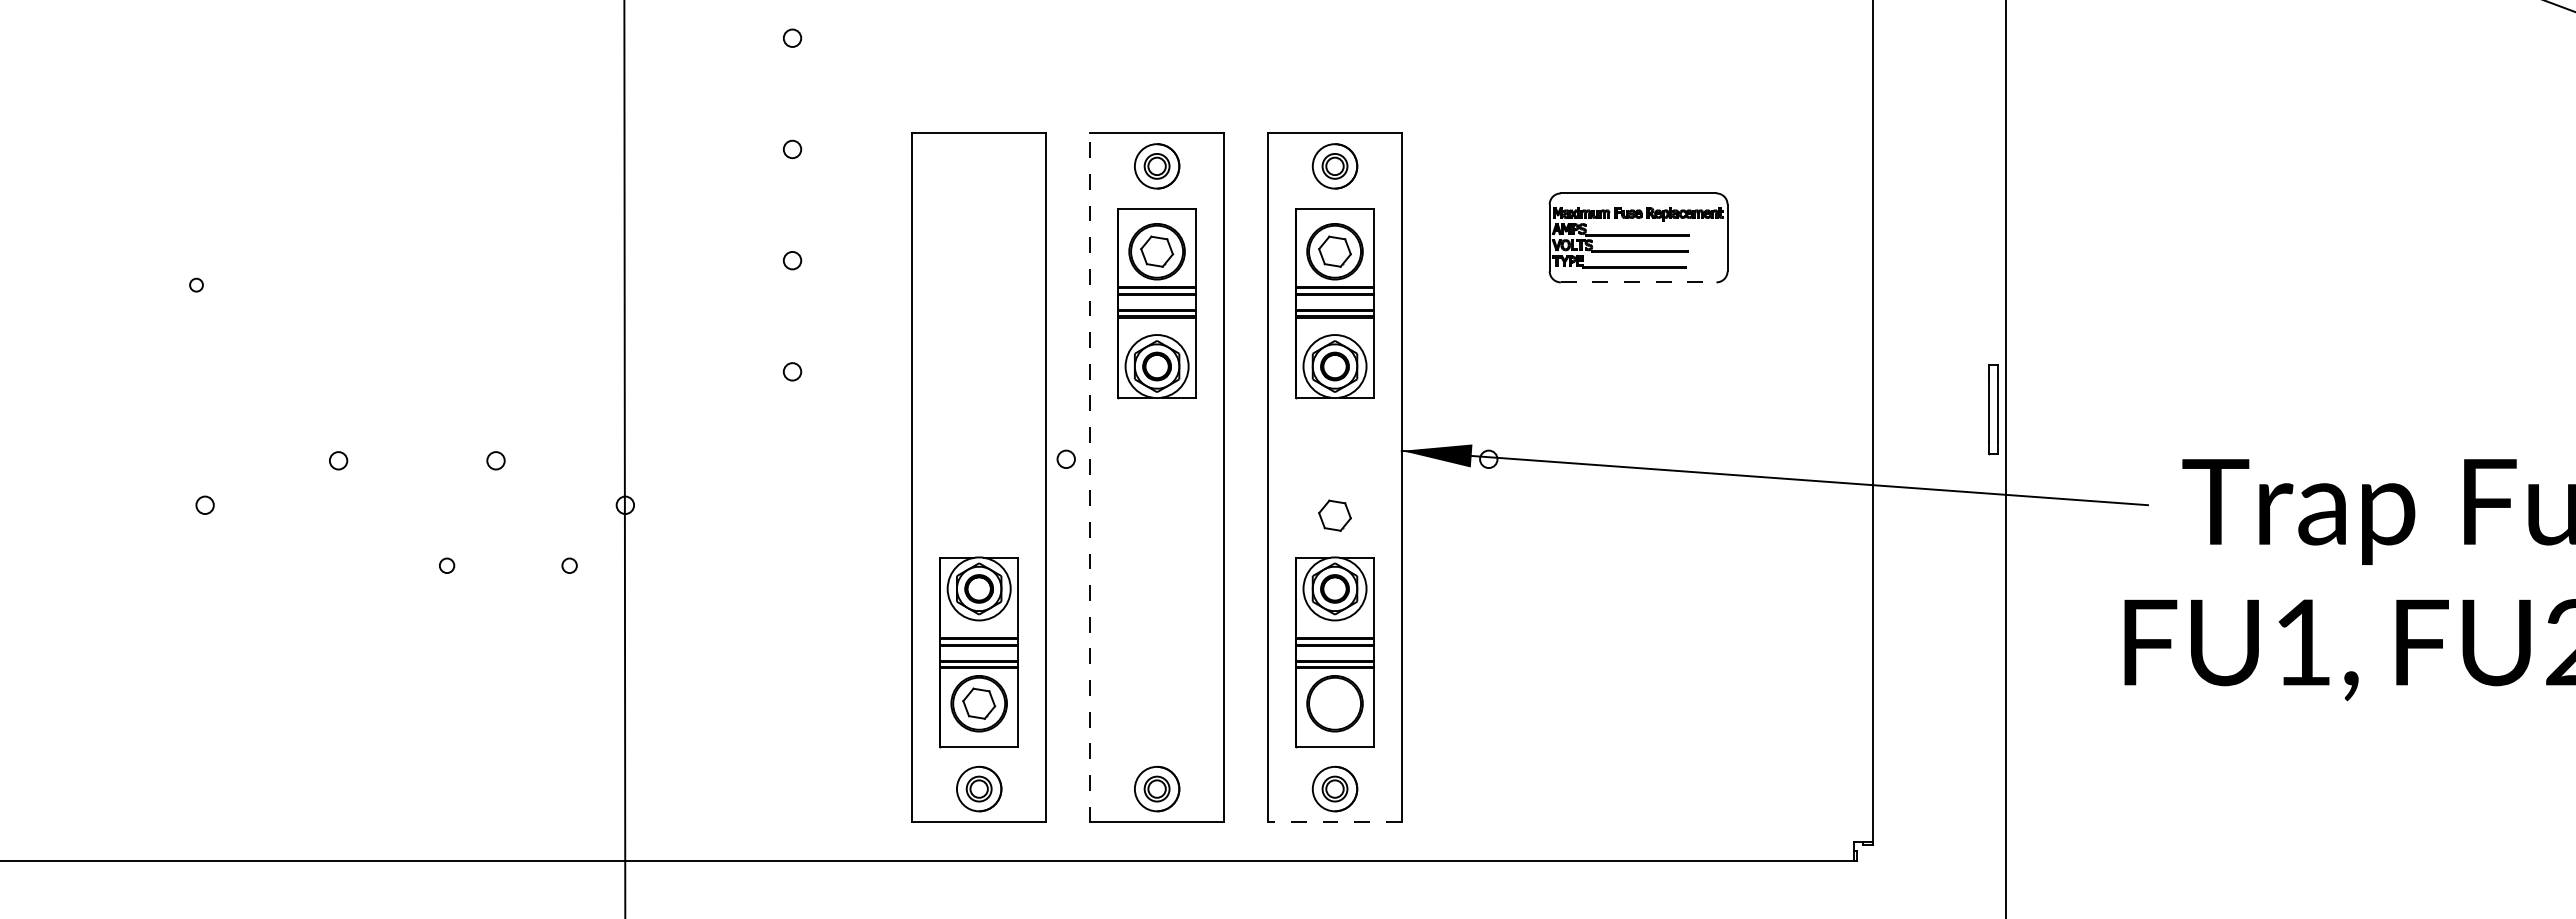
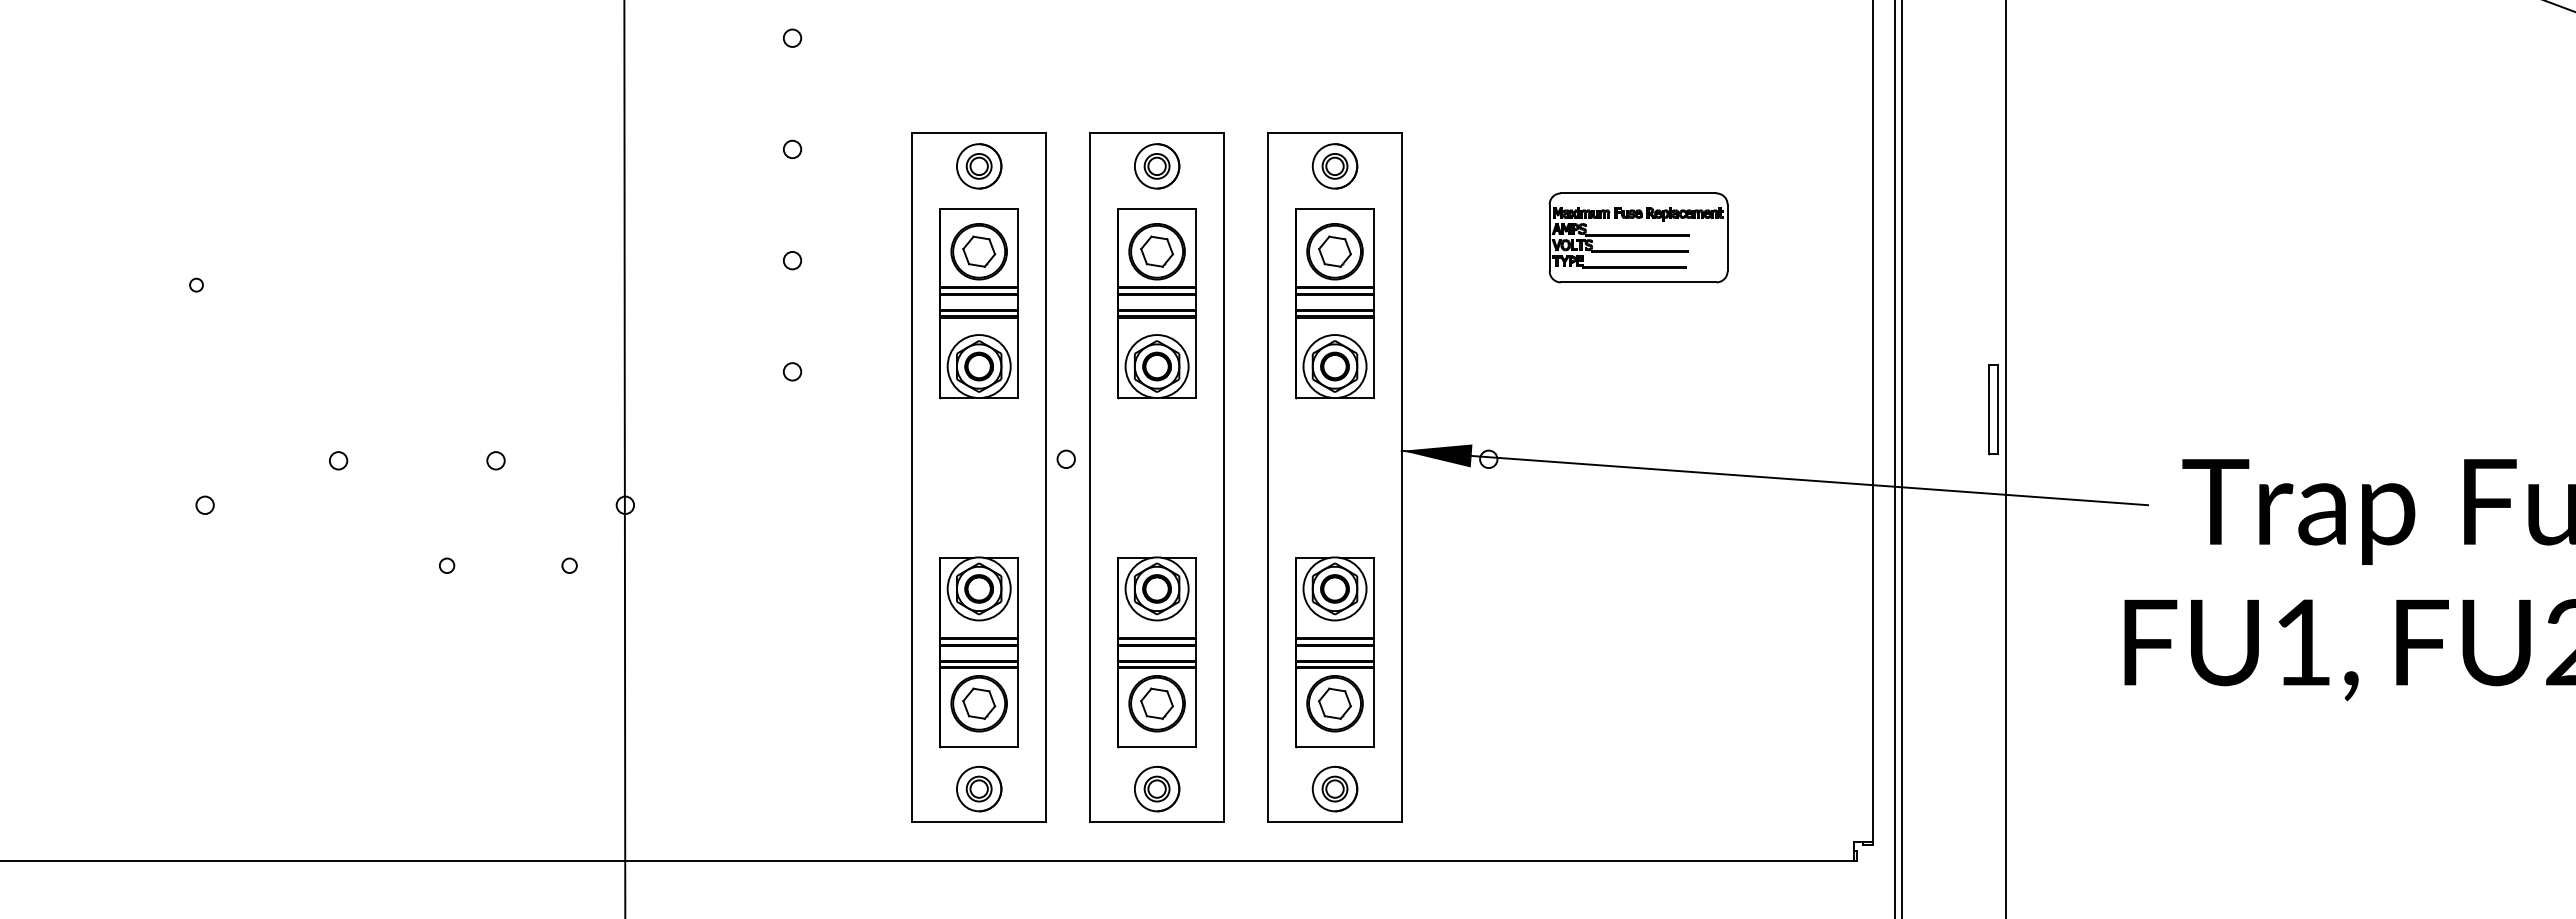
part: none -> present (979, 166)
line: dashed -> solid (1638, 282)
part: none -> present (978, 303)
line: none -> present (1895, 458)
line: none -> present (1902, 458)
line: dashed -> solid (1090, 477)
part position: (1334, 515) -> (1334, 703) (1334, 703)
part: none -> present (1156, 652)
line: dashed -> solid (1335, 822)
